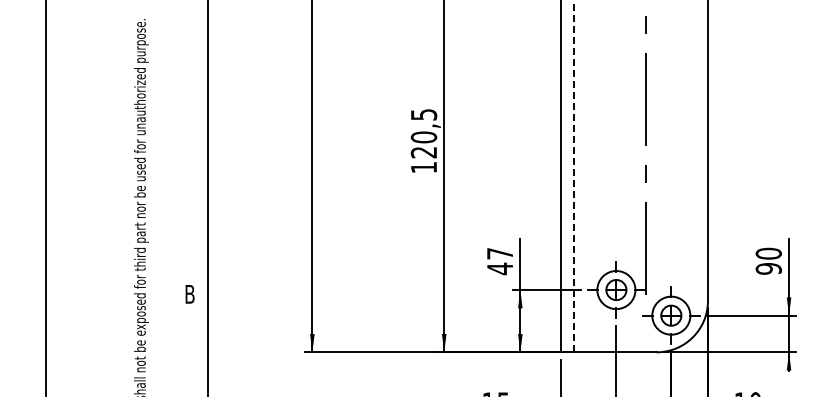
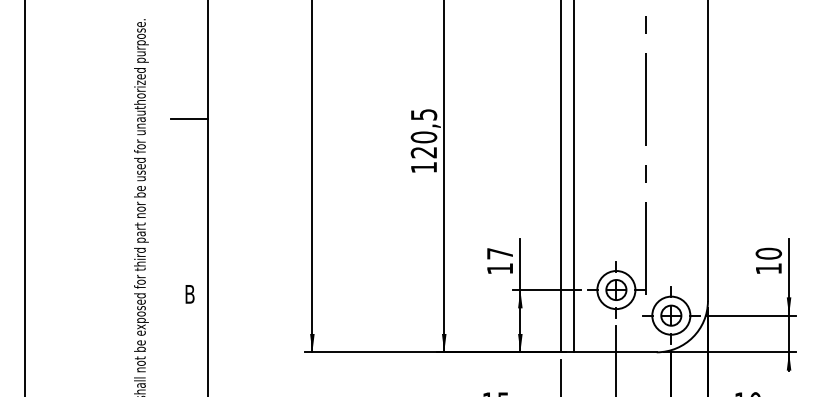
line: none -> present (189, 118)
line: dashed -> solid (573, 176)
line position: (45, 197) -> (24, 197) (24, 197)
text: 47 -> 17 (499, 268)
text: 90 -> 10 (768, 268)
